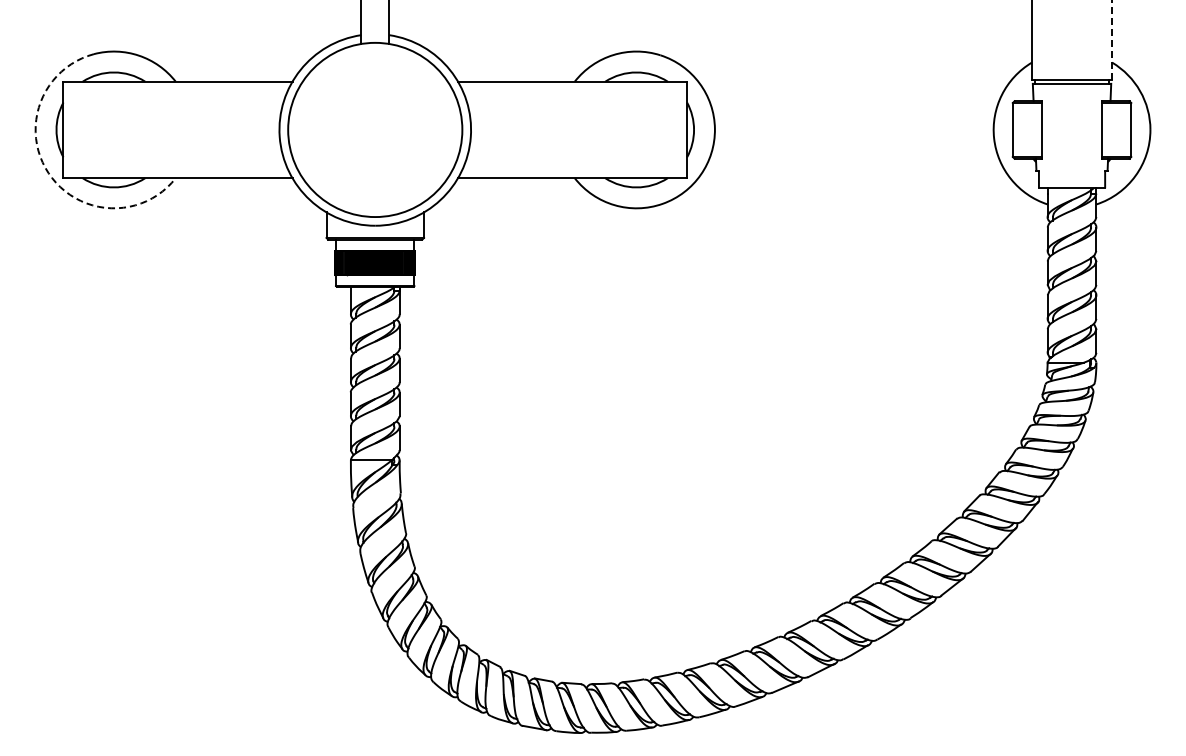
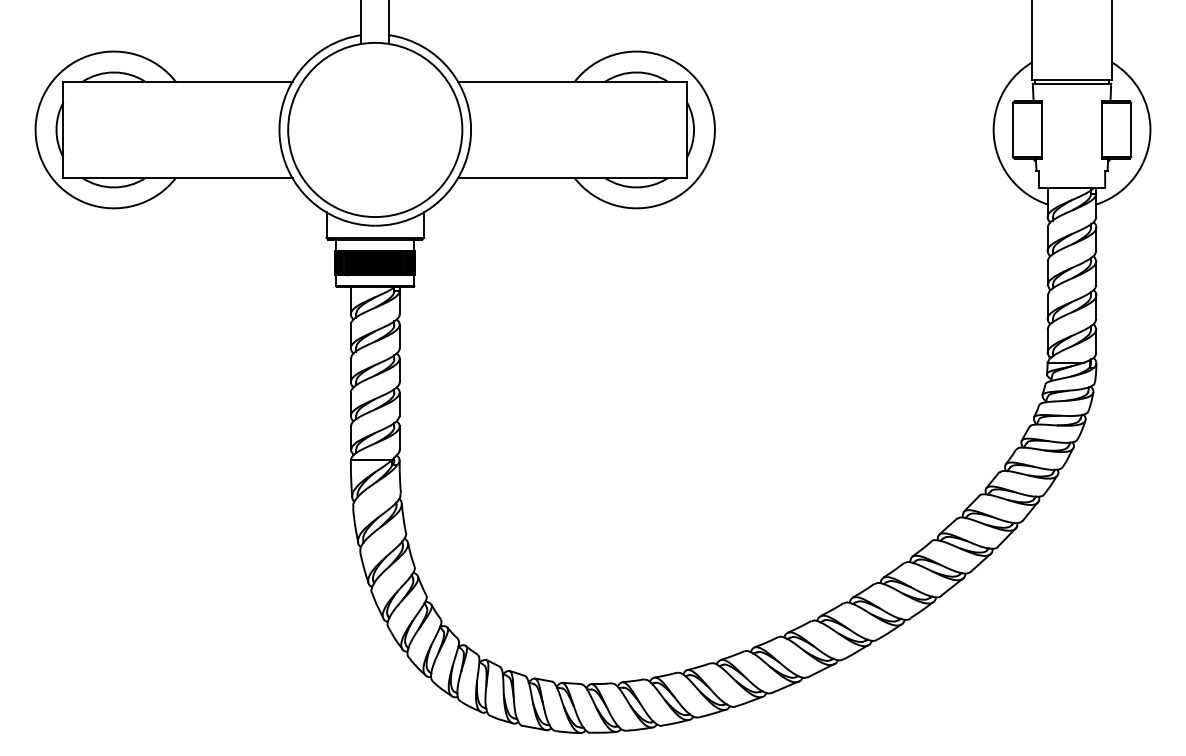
line: dashed -> solid (1112, 40)
arc: dashed -> solid (48, 173)
